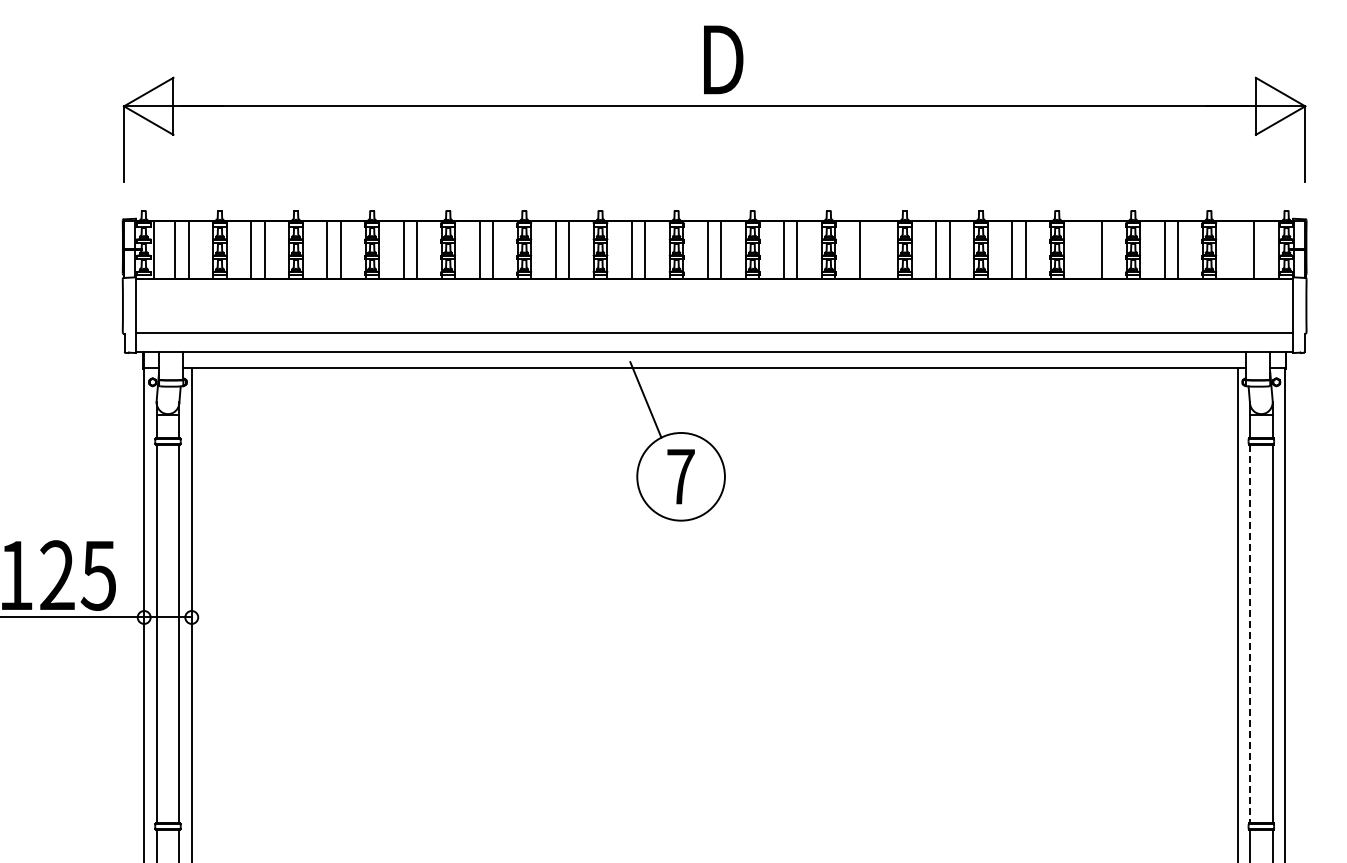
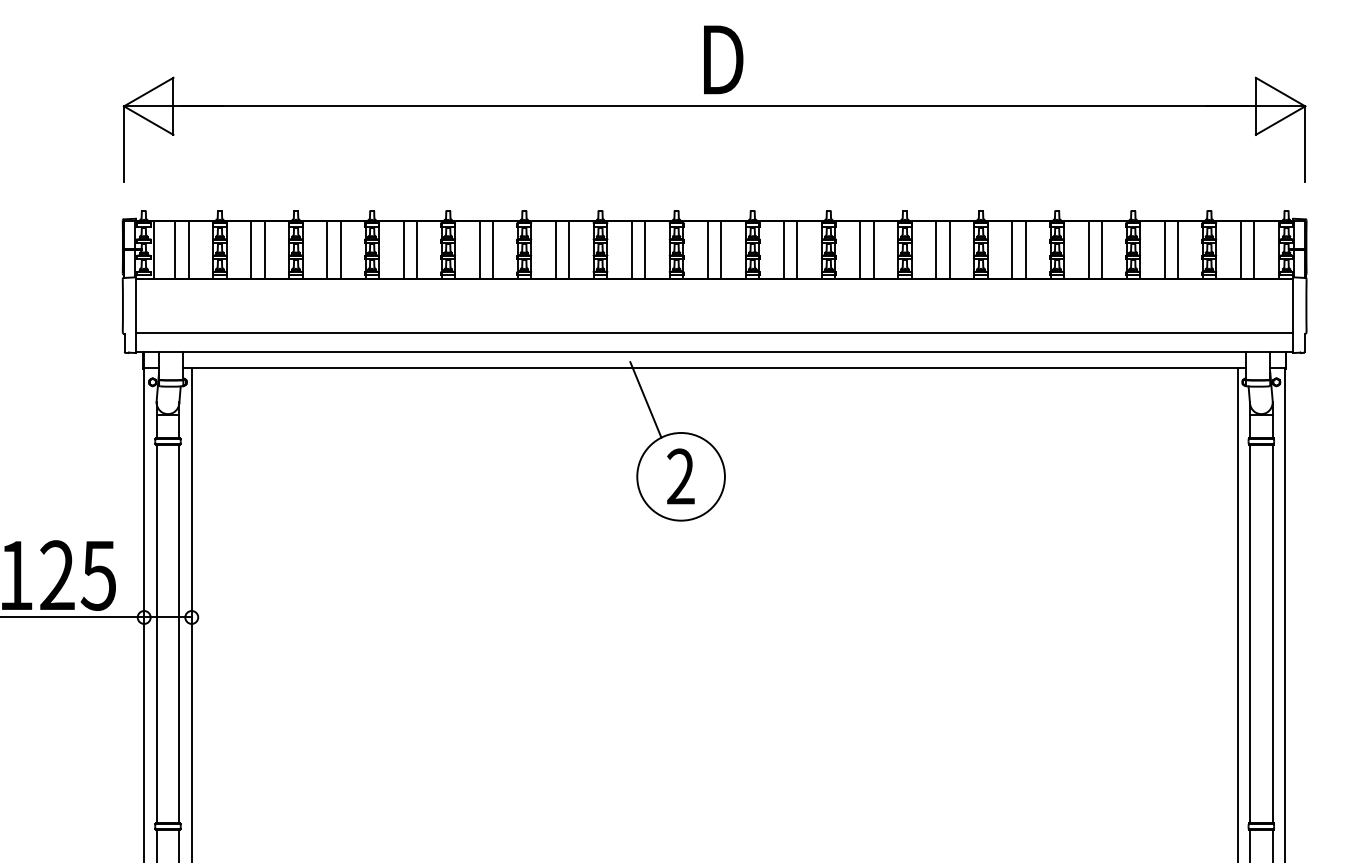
line: none -> present (873, 250)
line: none -> present (1088, 250)
line: none -> present (1240, 250)
text: 7 -> 2 (680, 476)
line: dashed -> solid (1249, 634)
